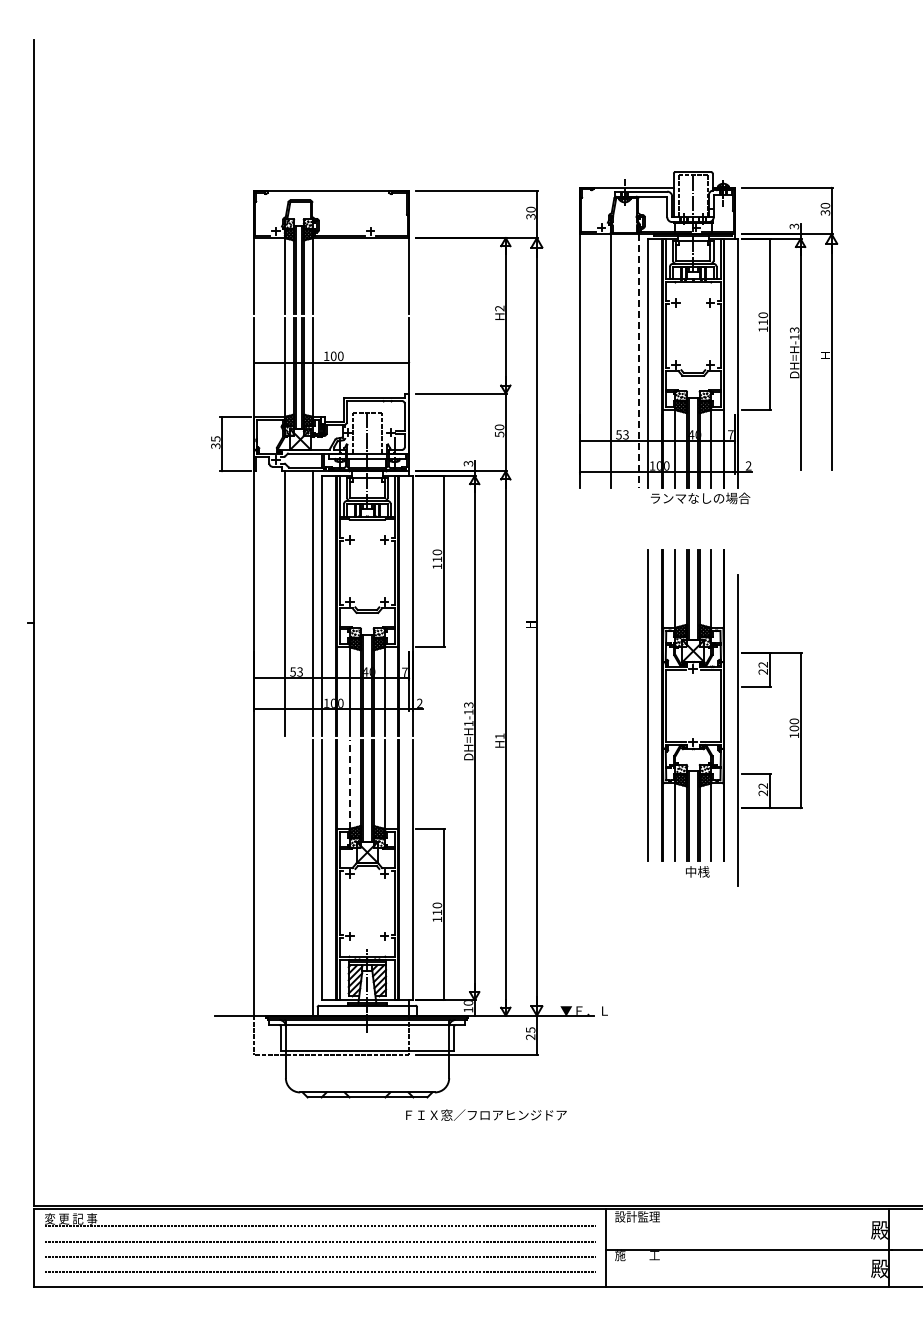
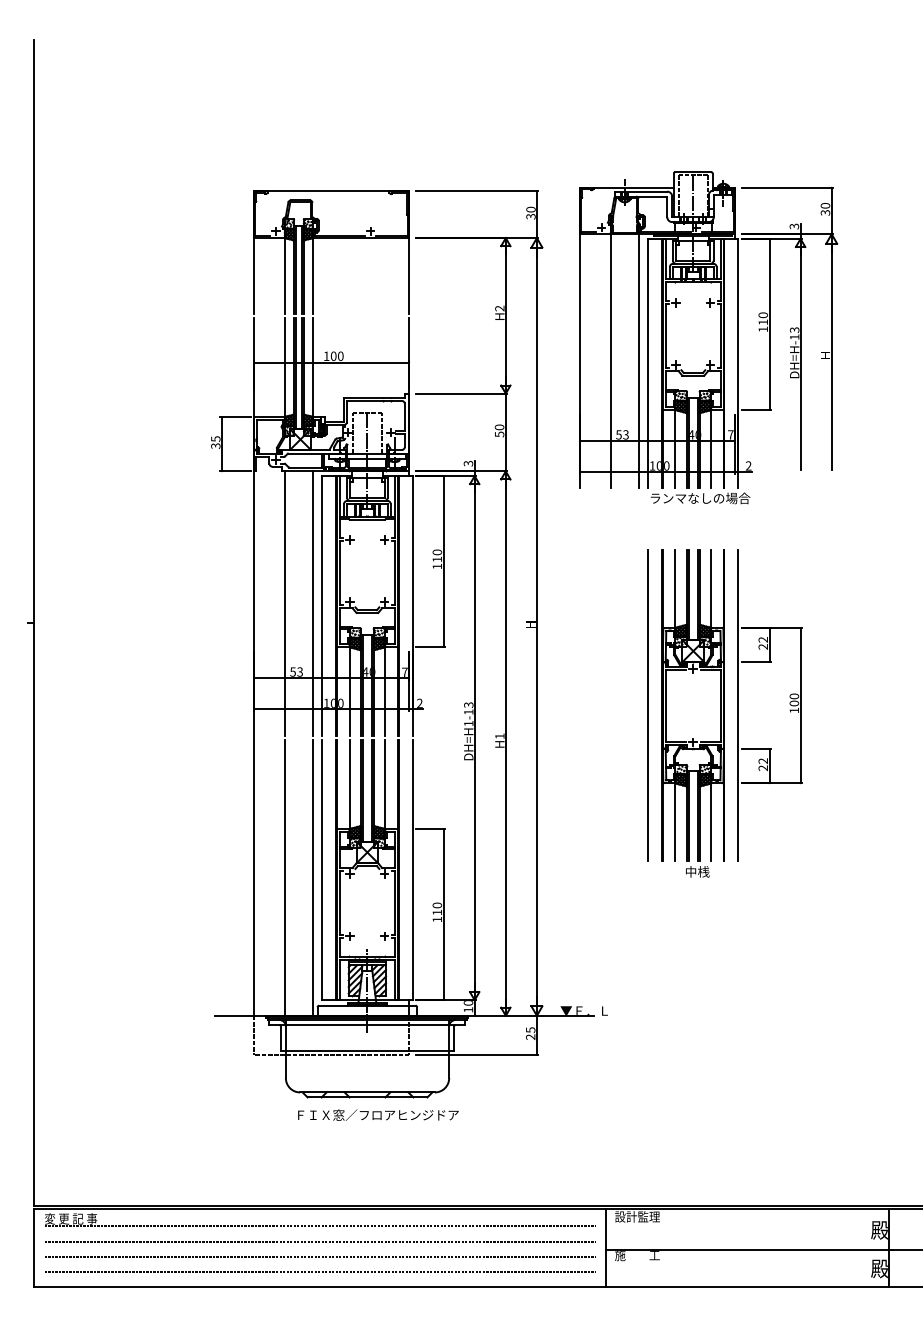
line: dashed -> solid (638, 361)
part position: (789, 729) -> (789, 704) (789, 704)
line: dashed -> solid (349, 784)
line: none -> present (284, 877)
text position: (486, 1114) -> (378, 1114) (378, 1114)
